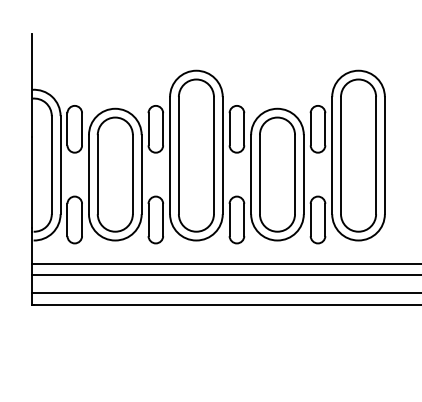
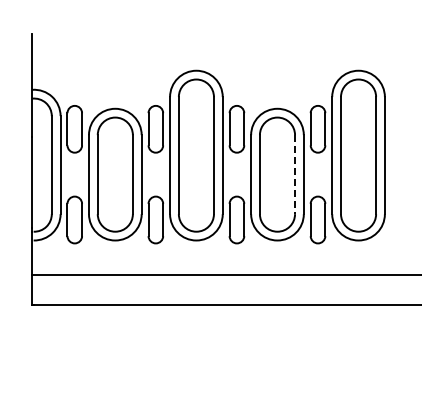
line: solid -> dashed (295, 174)
line: present -> none (225, 263)
line: present -> none (225, 293)
